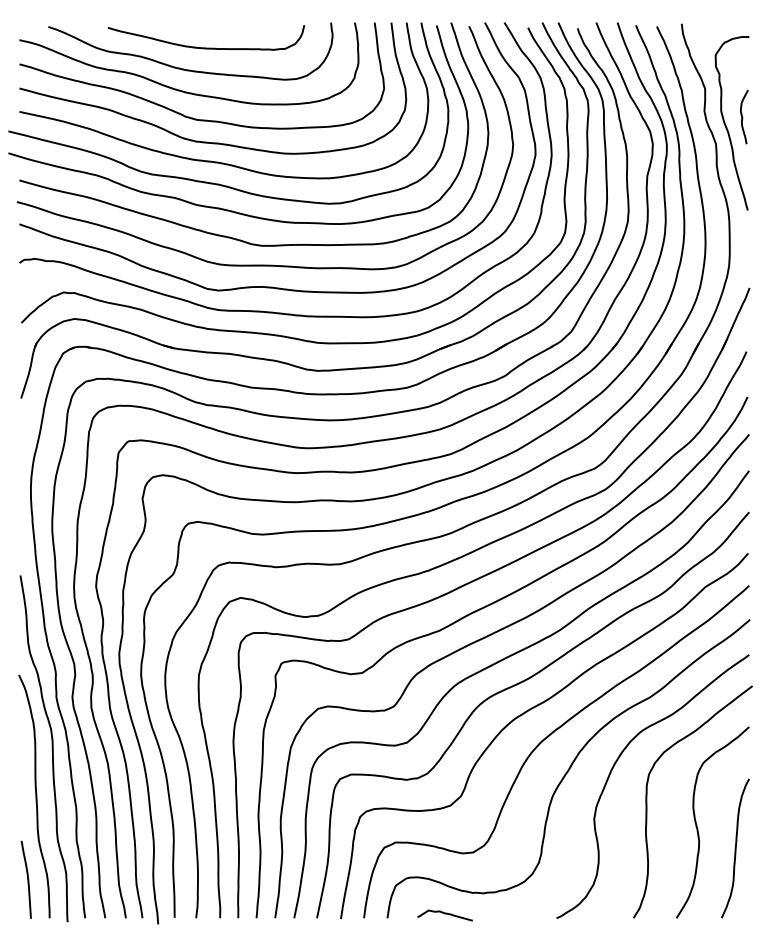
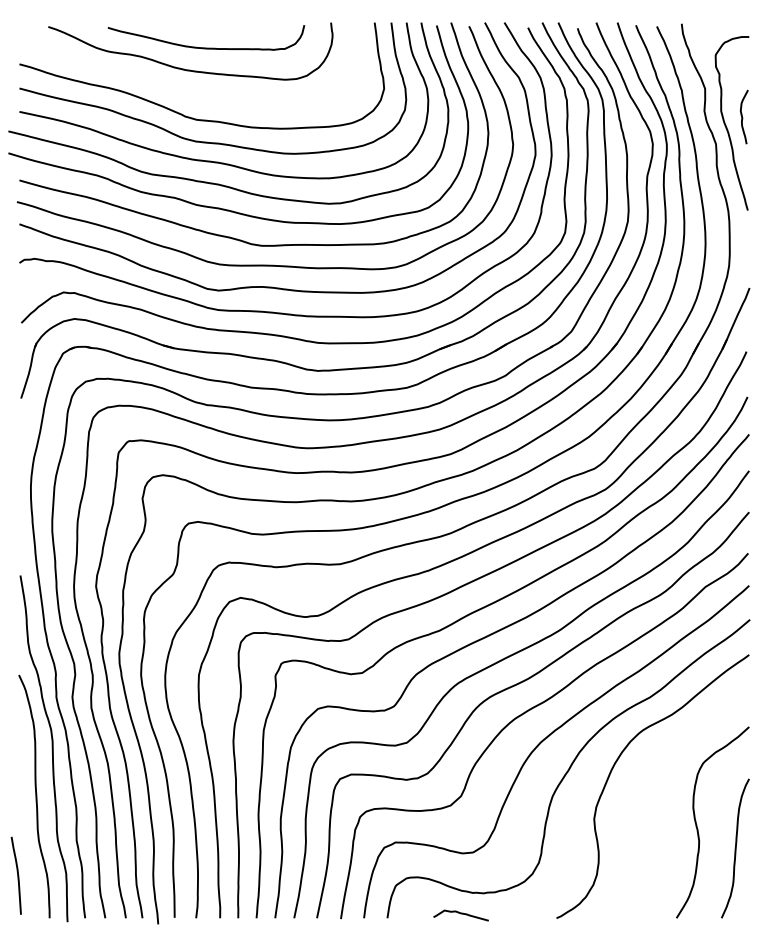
curve: present -> none (183, 90)
curve: present -> none (647, 801)
curve position: (27, 879) -> (17, 875) (17, 875)
curve position: (444, 914) -> (460, 914) (460, 914)
